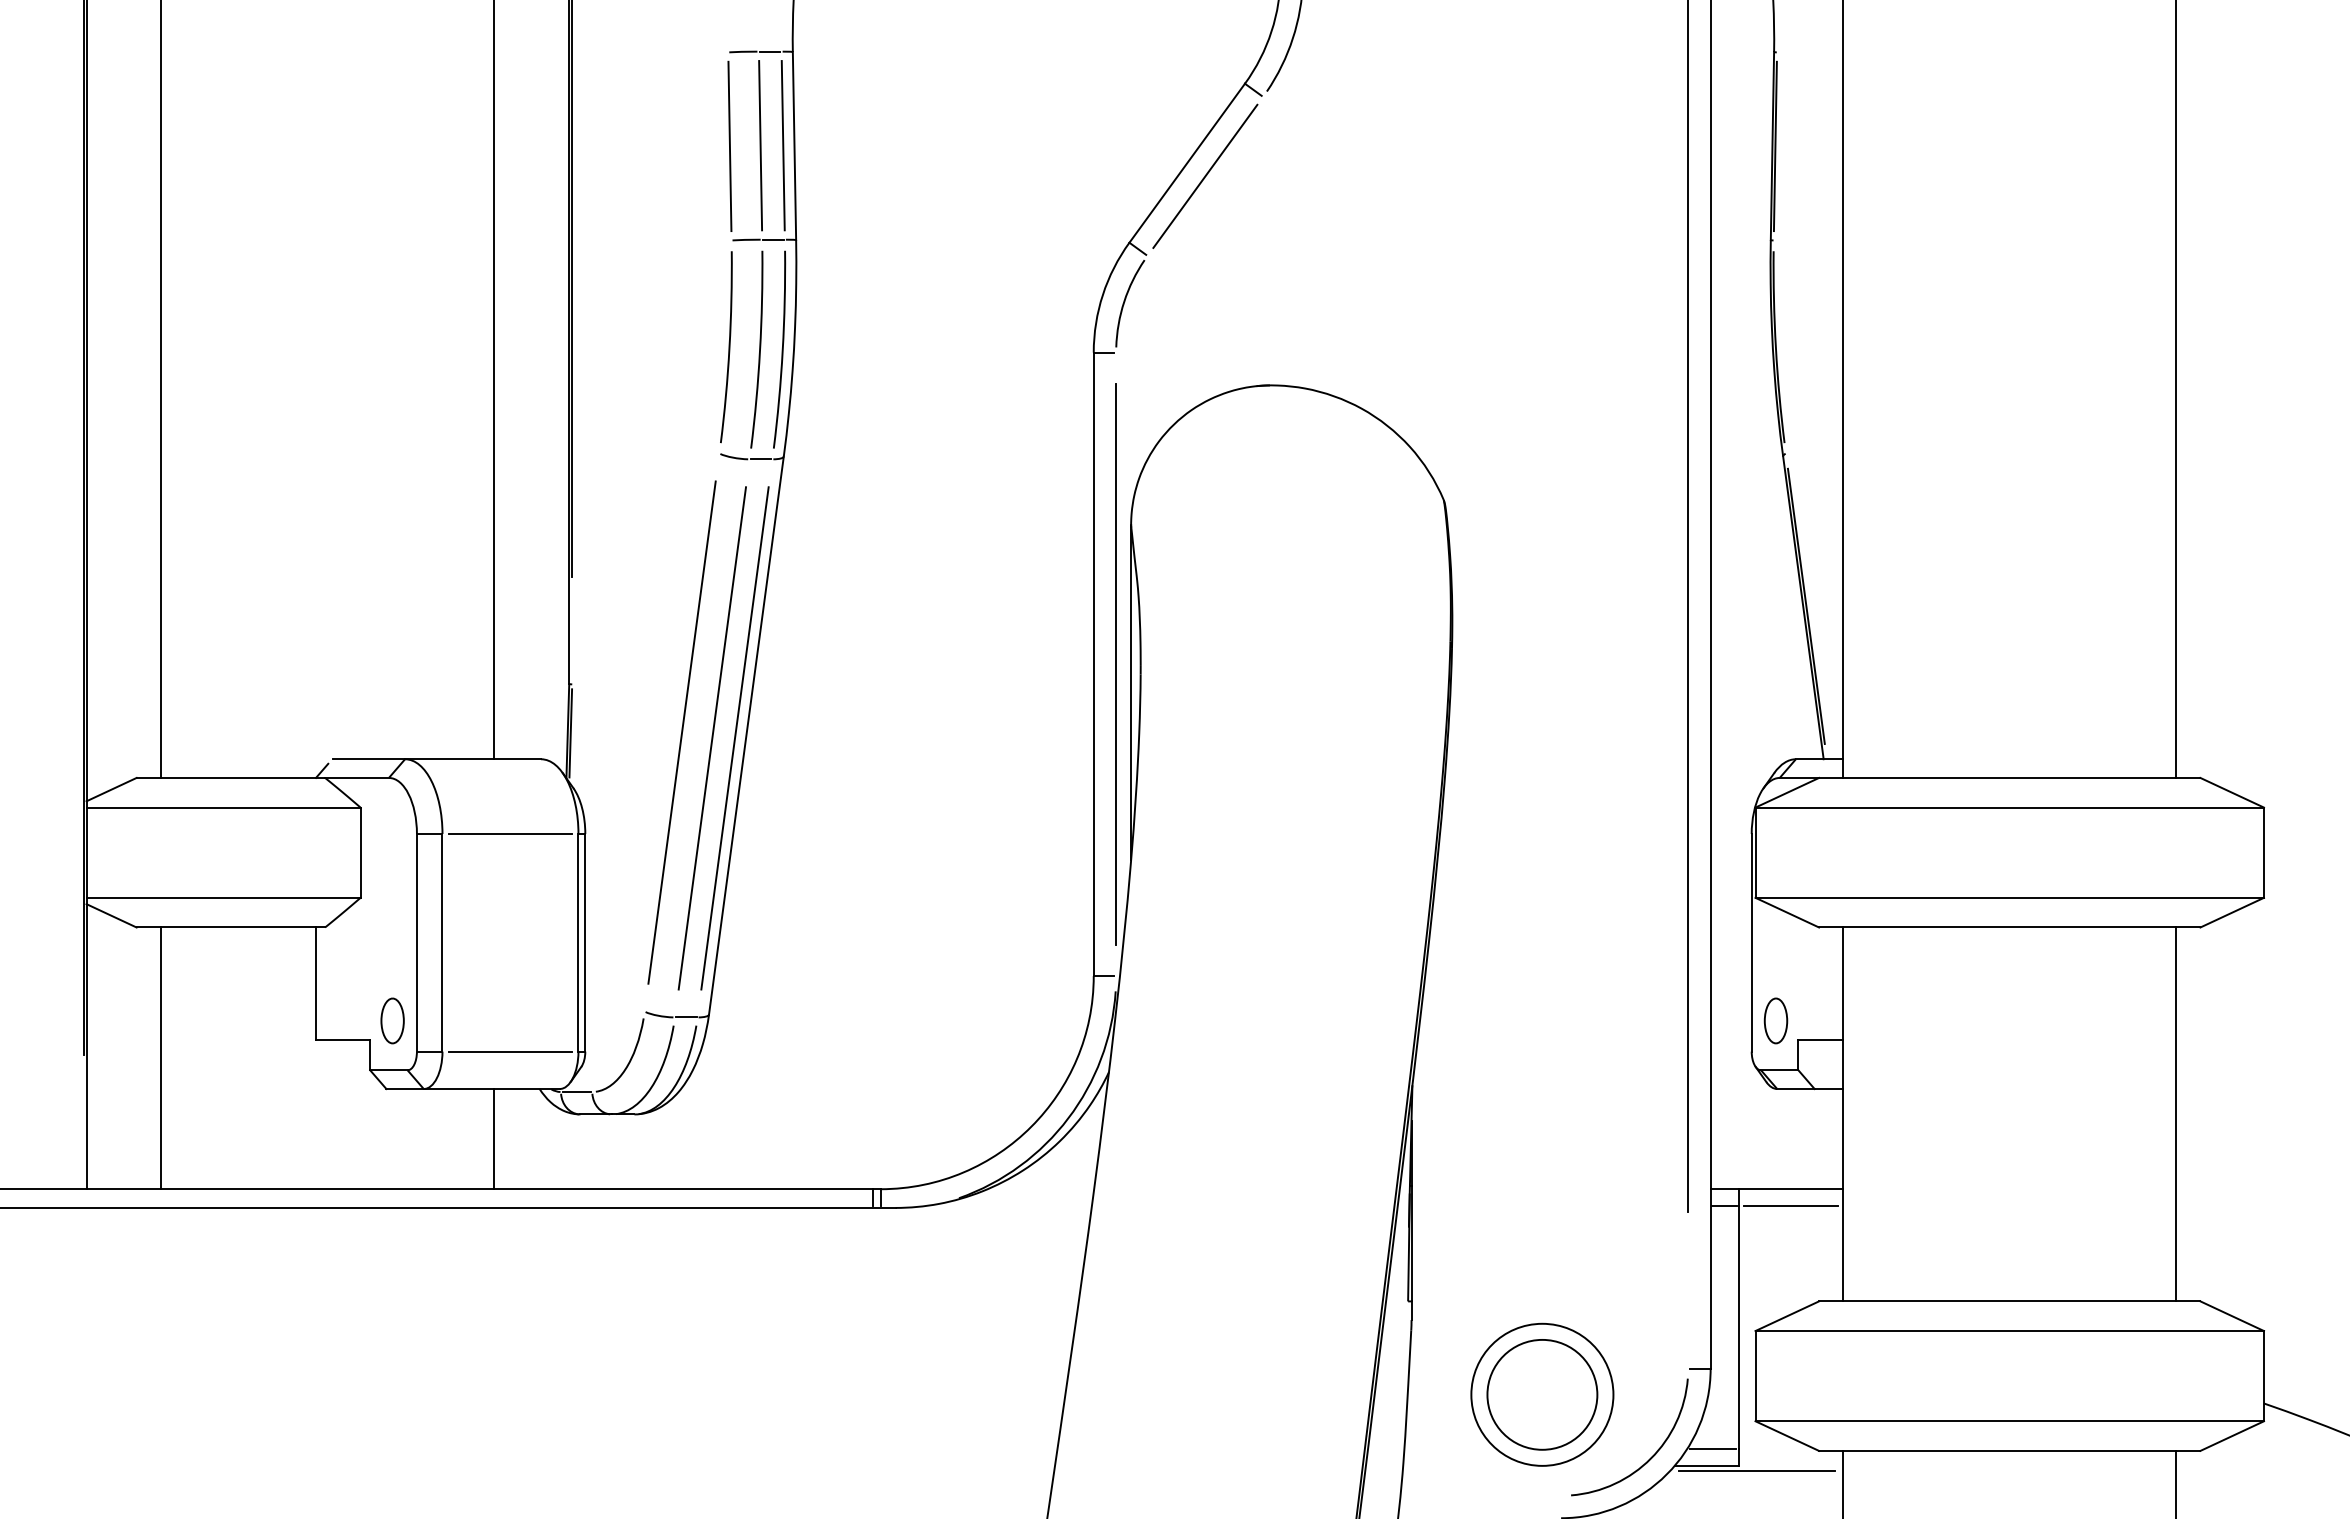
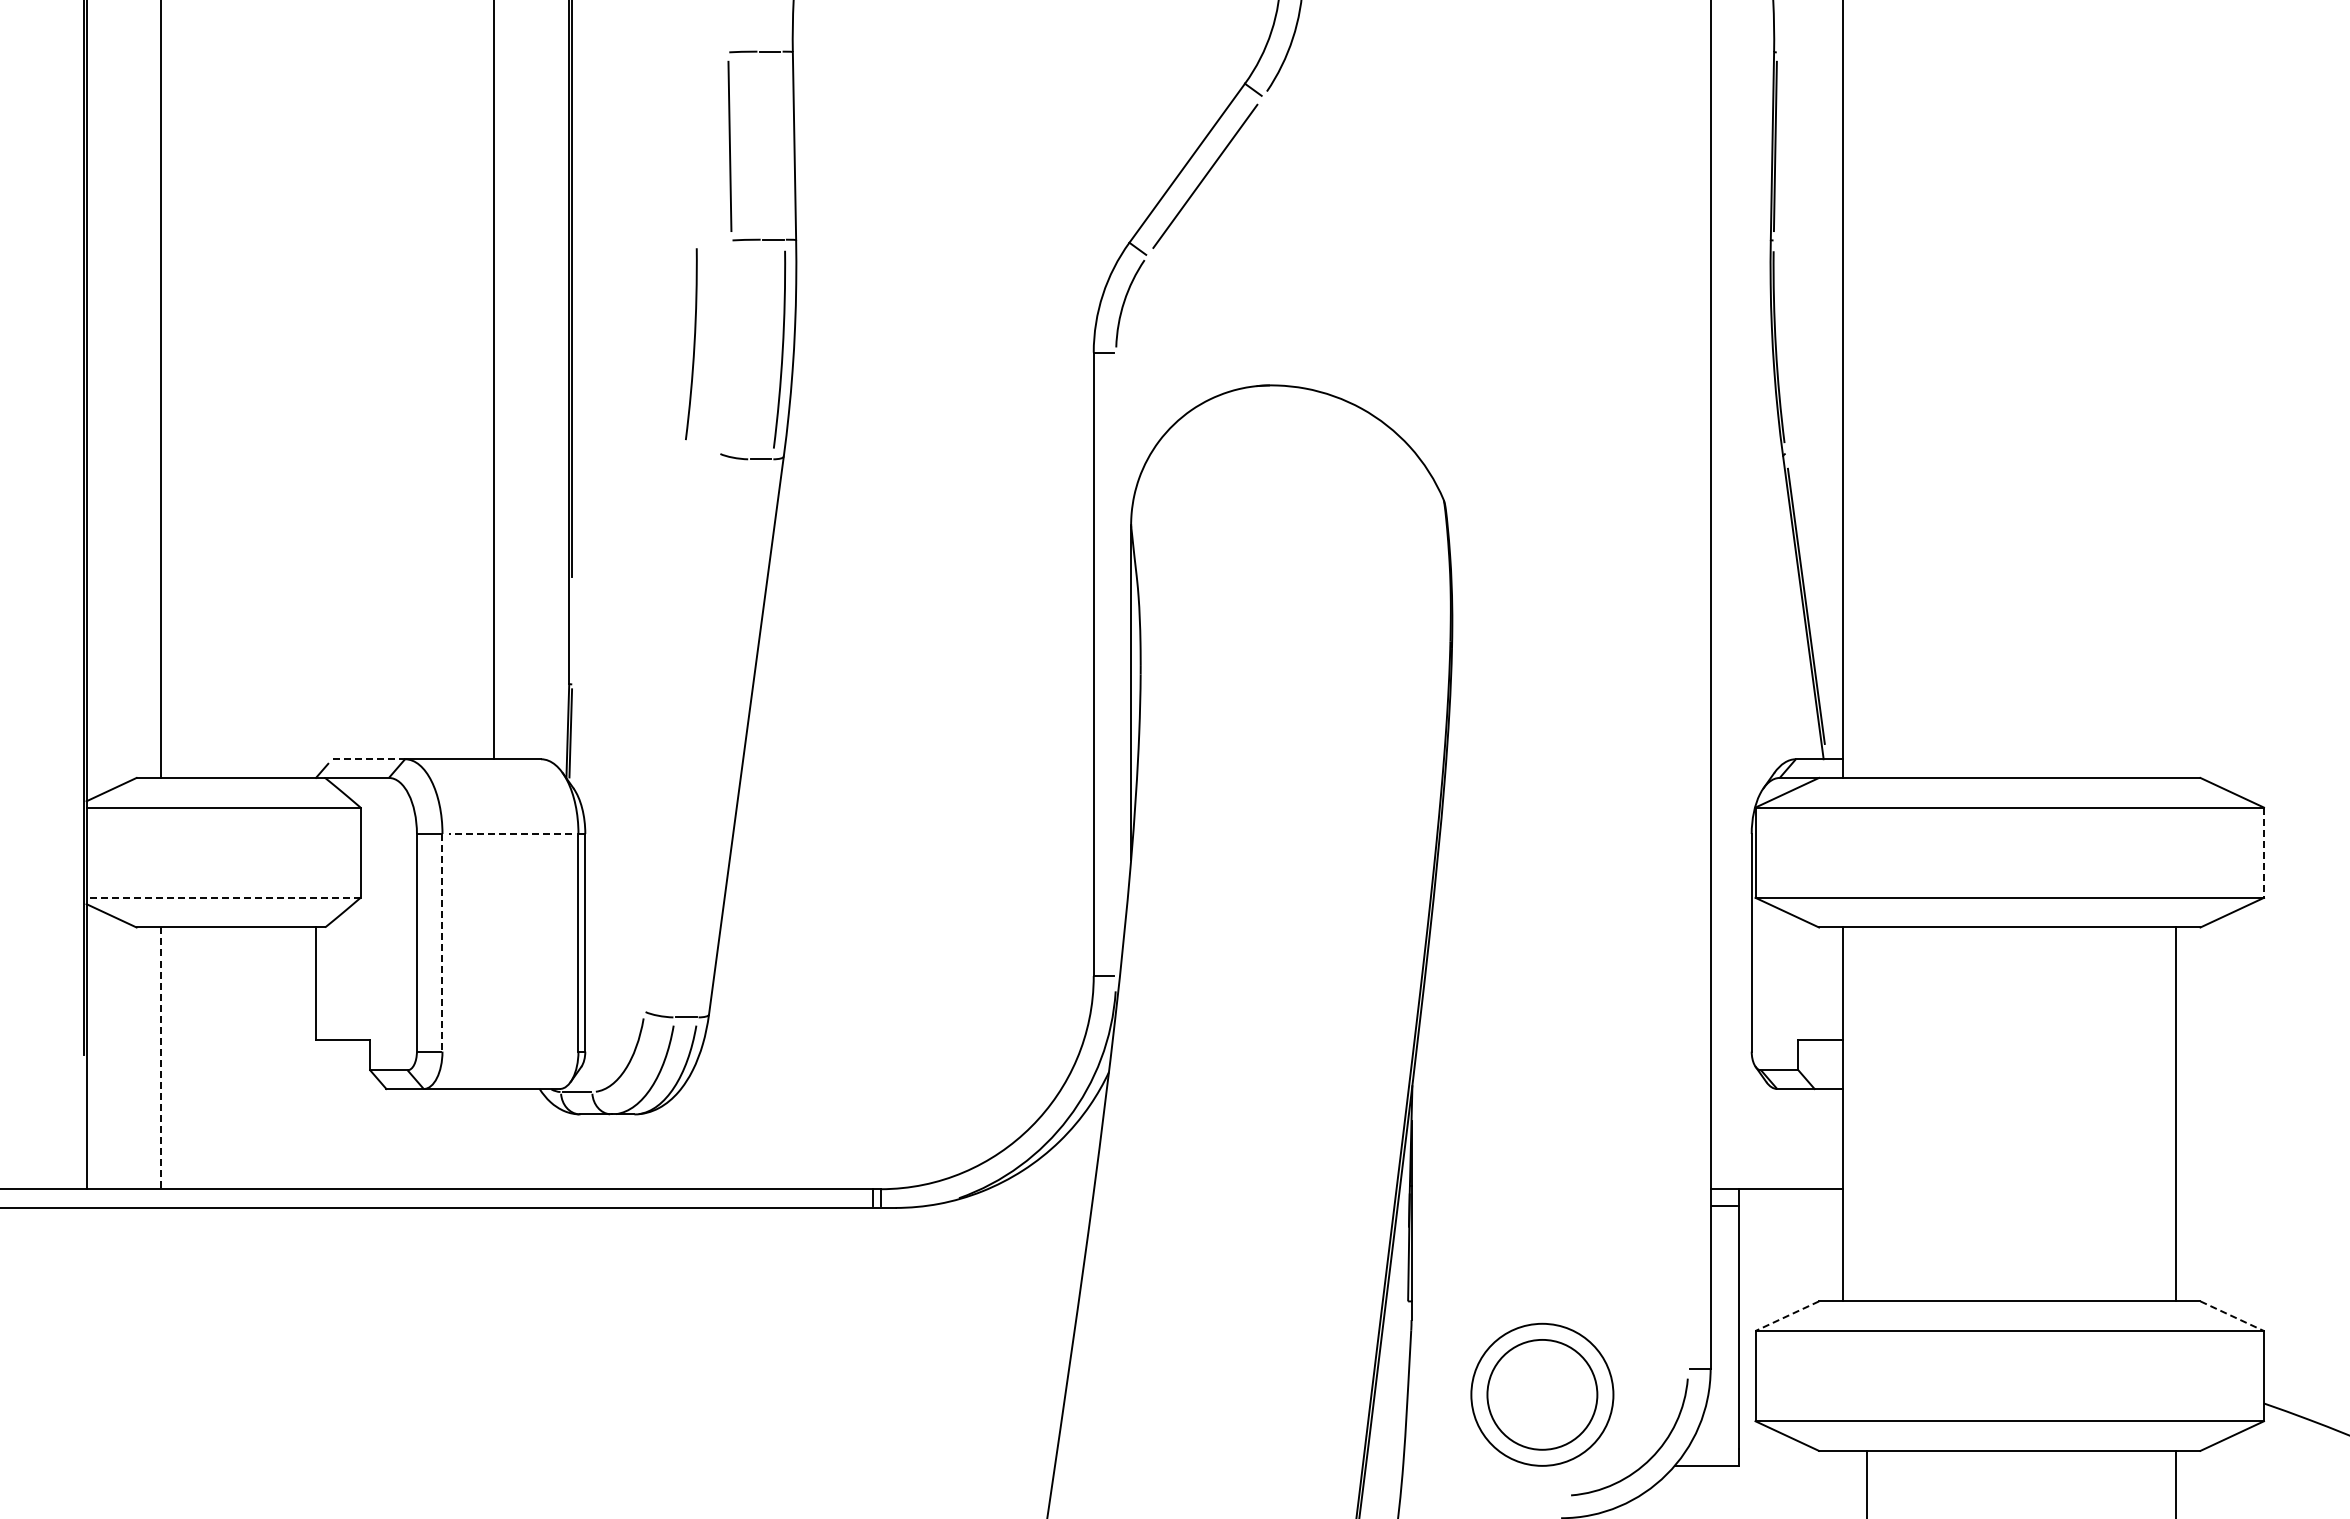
line: present -> none (760, 145)
line: present -> none (782, 145)
curve position: (728, 347) -> (693, 344) (693, 344)
curve: present -> none (759, 349)
line: present -> none (2176, 389)
line: present -> none (1688, 607)
line: present -> none (1116, 663)
line: present -> none (681, 732)
line: present -> none (712, 738)
line: present -> none (734, 738)
line: solid -> dashed (369, 759)
line: solid -> dashed (510, 834)
line: solid -> dashed (2264, 853)
line: solid -> dashed (223, 897)
line: solid -> dashed (442, 942)
part: present -> none (392, 1020)
part: present -> none (1775, 1020)
line: present -> none (510, 1051)
line: solid -> dashed (160, 1058)
line: present -> none (493, 1139)
line: present -> none (1790, 1206)
line: solid -> dashed (1786, 1316)
line: solid -> dashed (2232, 1316)
line: present -> none (1713, 1448)
line: present -> none (1756, 1471)
line position: (1843, 1482) -> (1867, 1482) (1867, 1482)
